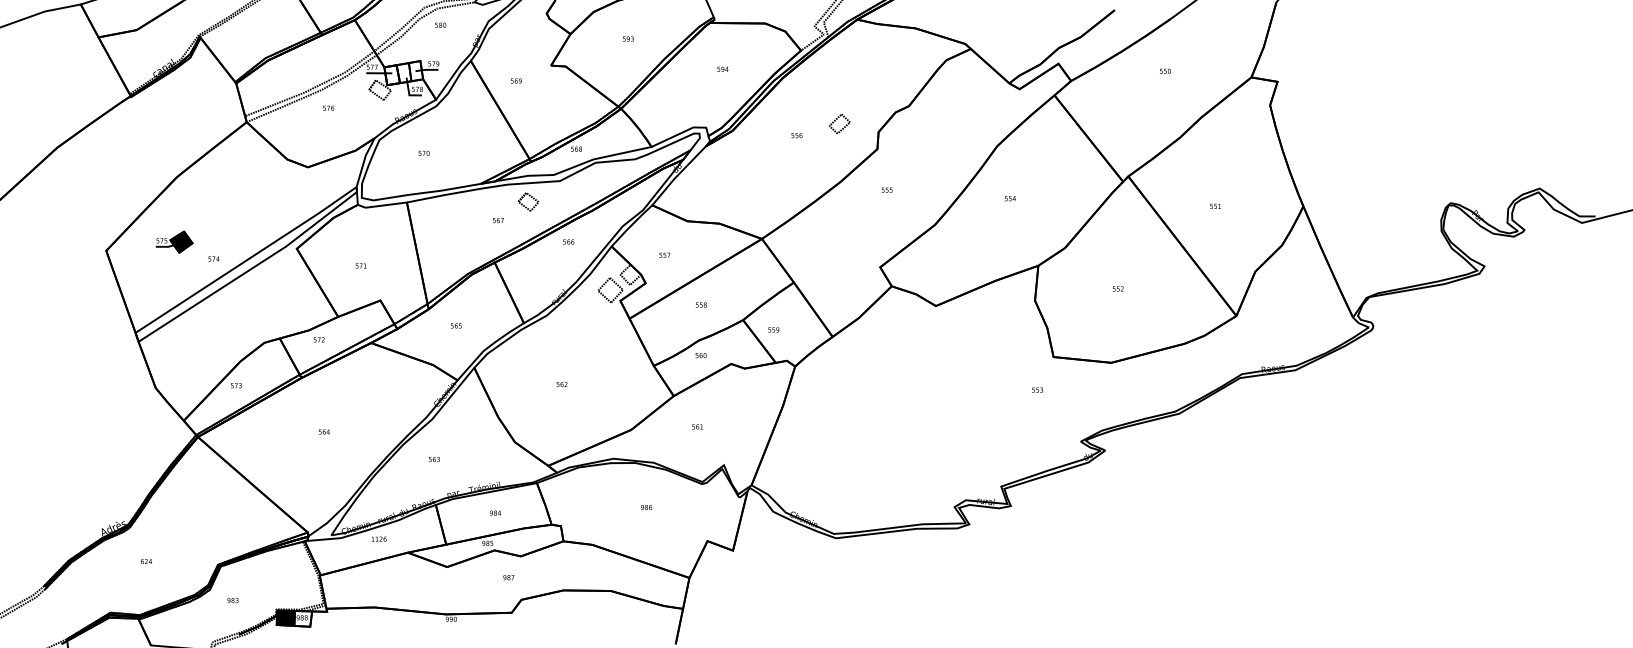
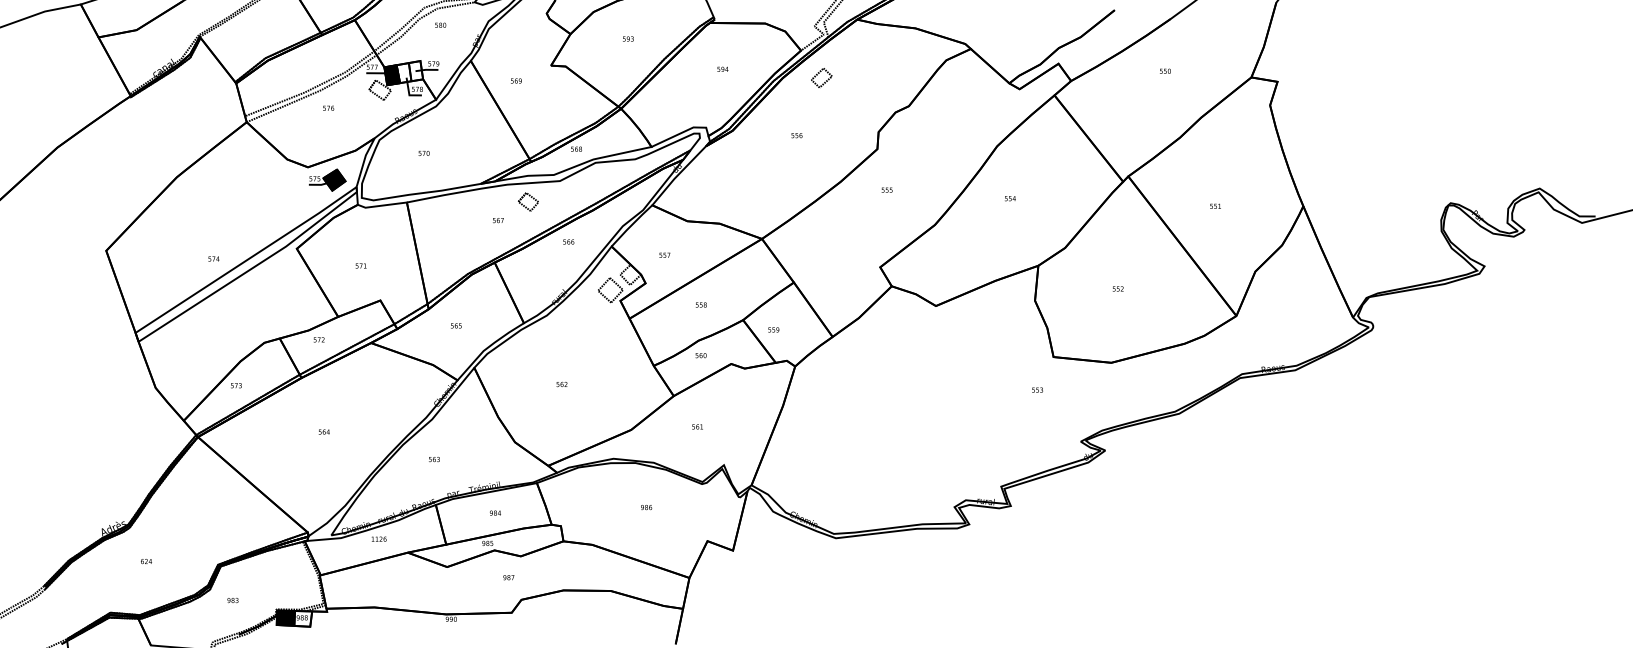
fill: none -> present (392, 75)
part position: (839, 124) -> (821, 78) (821, 78)
part position: (174, 241) -> (327, 179) (327, 179)
